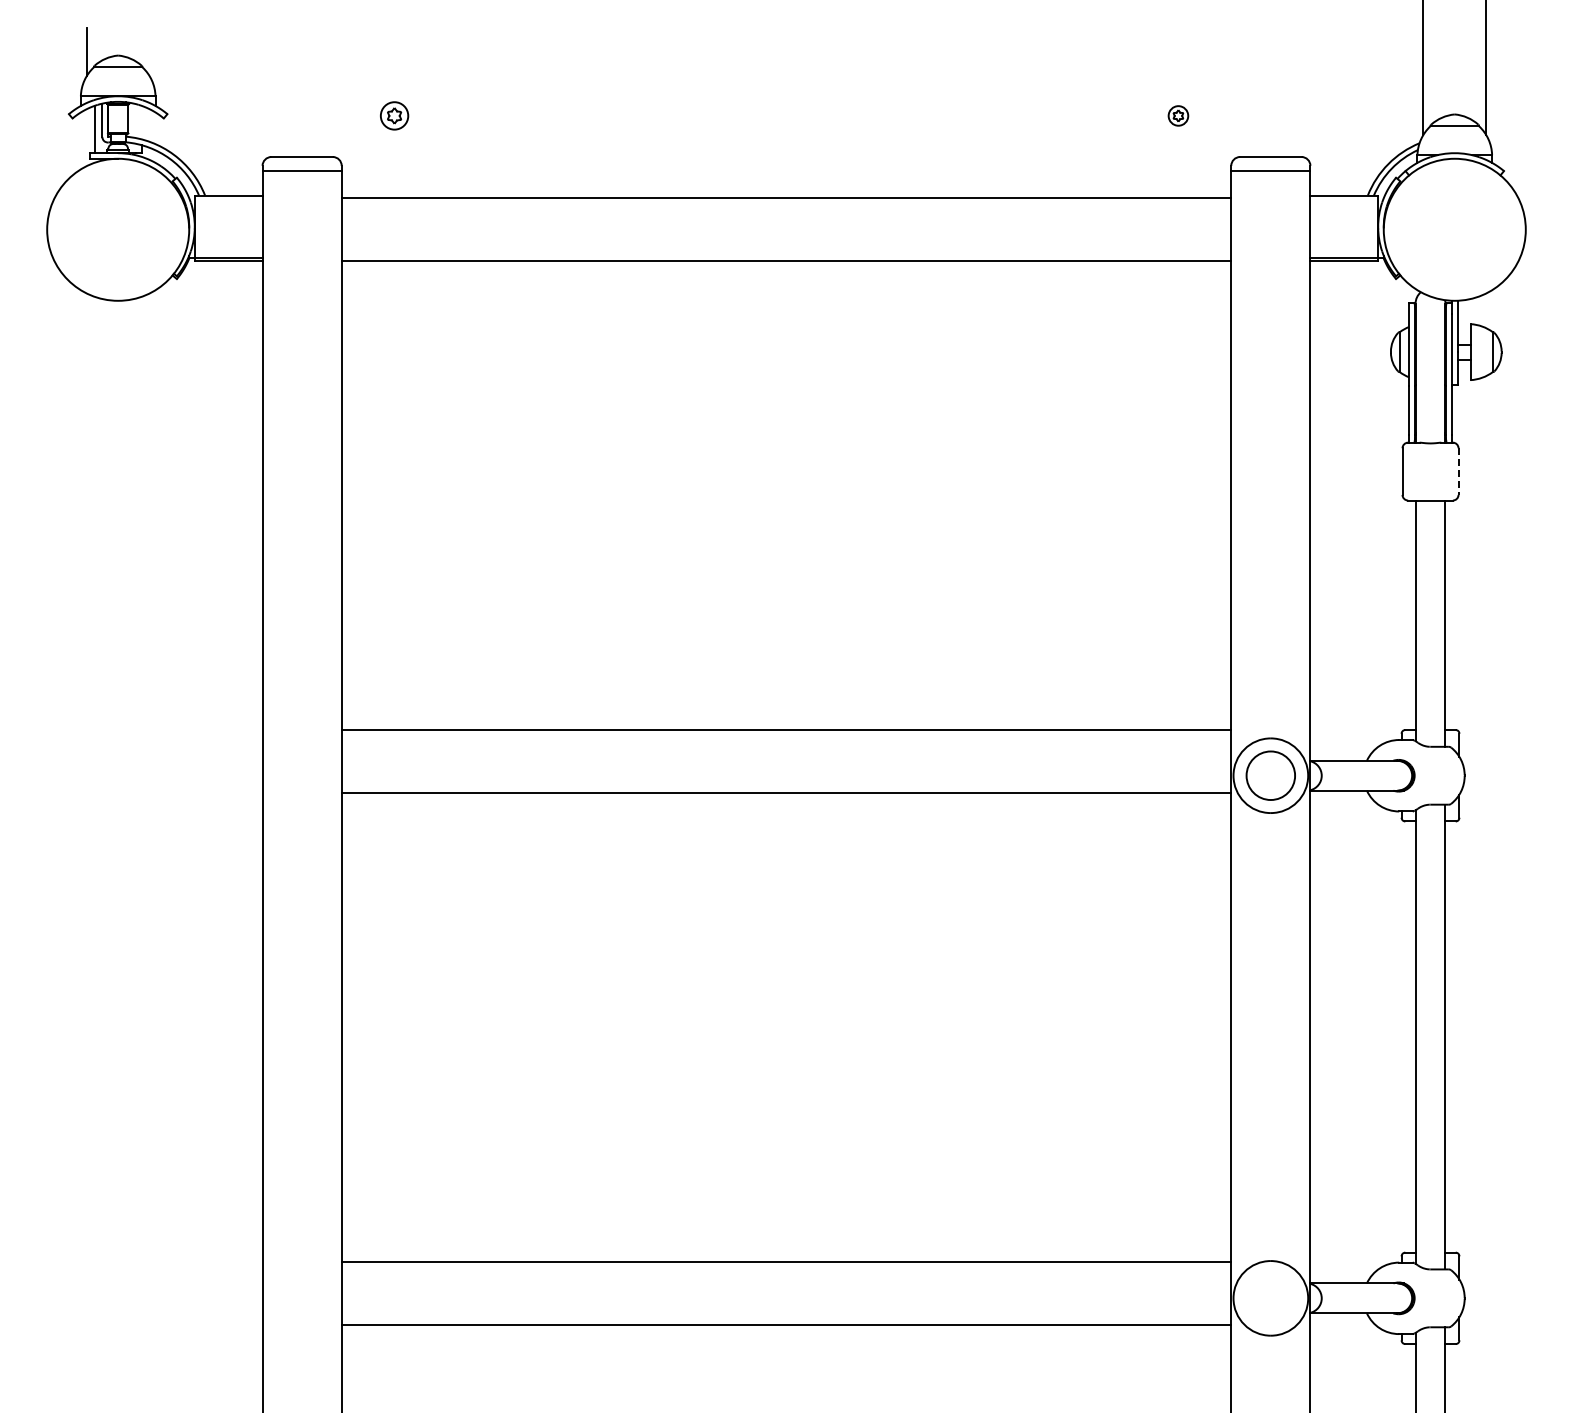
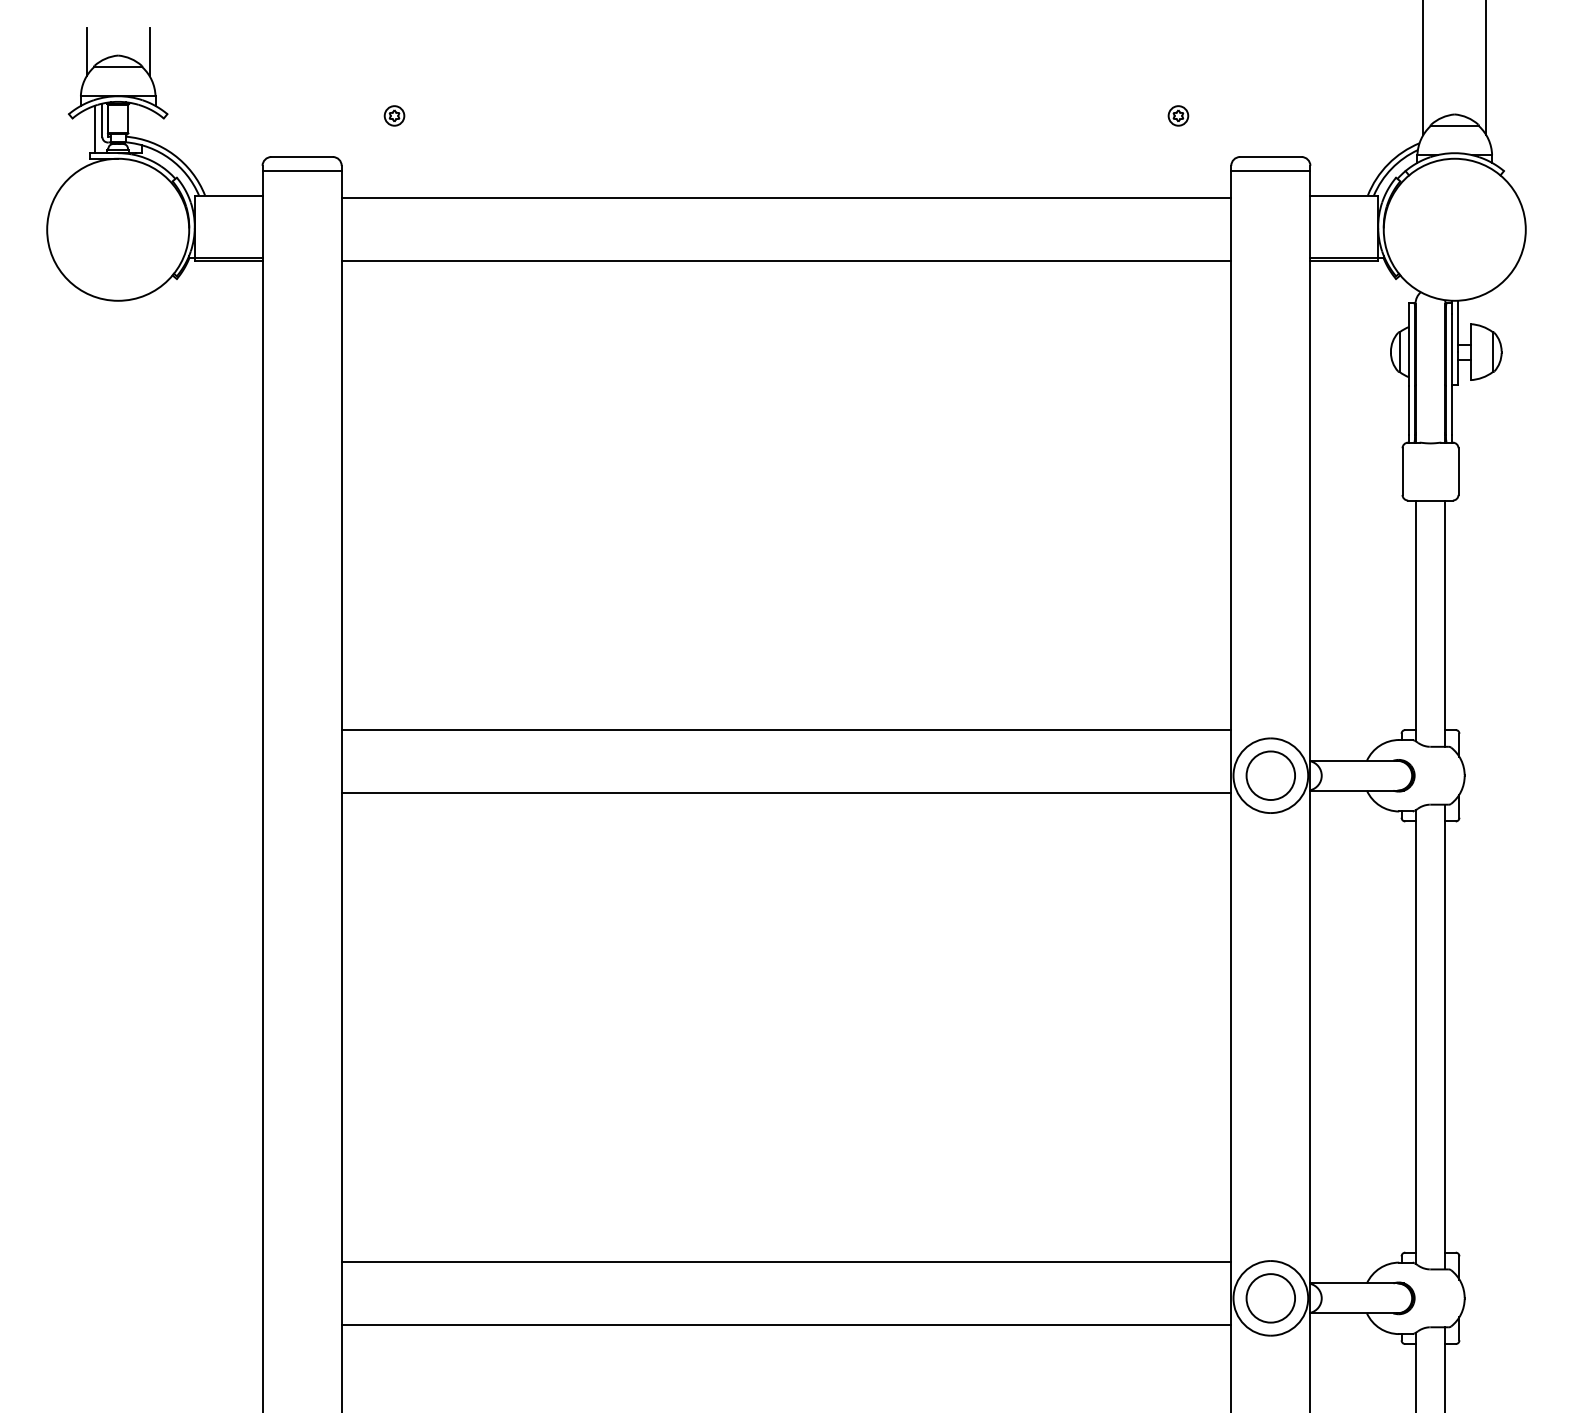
line: none -> present (149, 52)
part size: 30x30 px -> 23x22 px (394, 115)
line: dashed -> solid (1458, 472)
circle: none -> present (1270, 1298)
